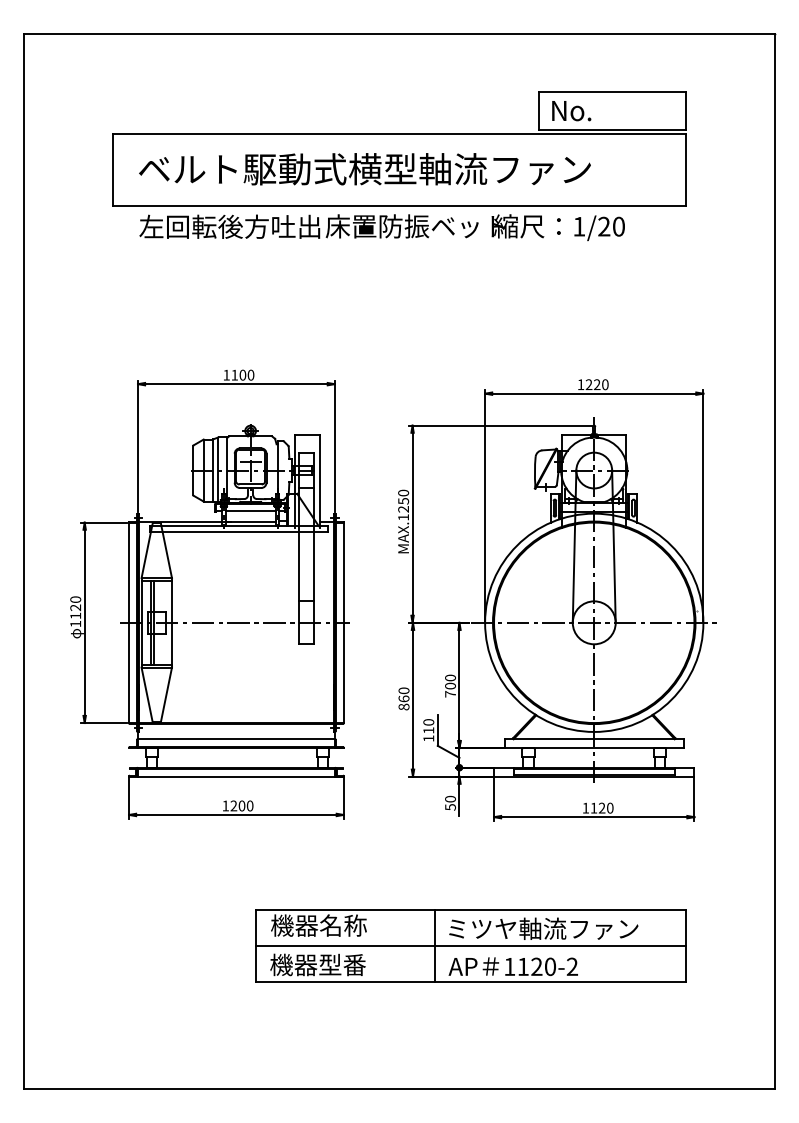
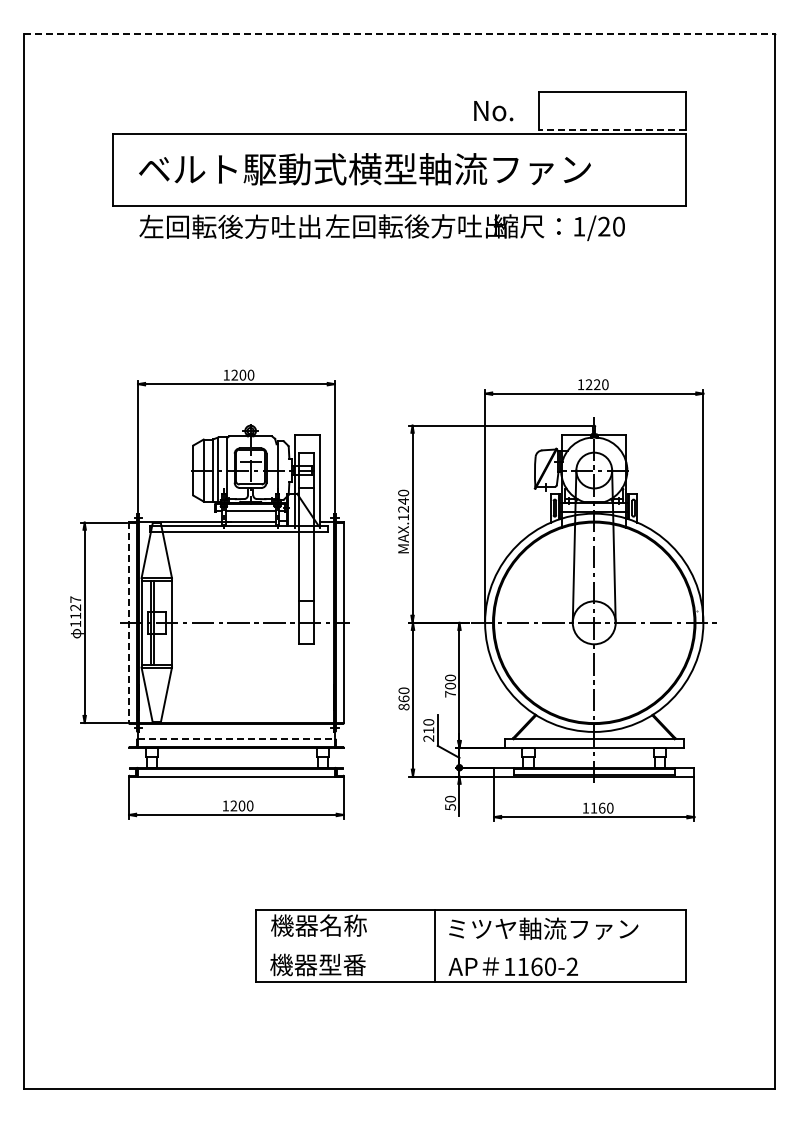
line: solid -> dashed (399, 33)
text position: (571, 111) -> (493, 111) (493, 111)
line: solid -> dashed (612, 129)
text: 床置防振ベット -> 左回転後方吐出 (415, 226)
text: 1100 -> 1200 (234, 374)
text: MAX.1250 -> MAX.1240 (403, 500)
text: 1120 -> 1127 (75, 599)
line: solid -> dashed (129, 623)
text: 110 -> 210 (428, 738)
line: solid -> dashed (236, 739)
text: 1120 -> 1160 (601, 807)
line: present -> none (470, 946)
text: 1120-2 -> 1160-2 (536, 966)
